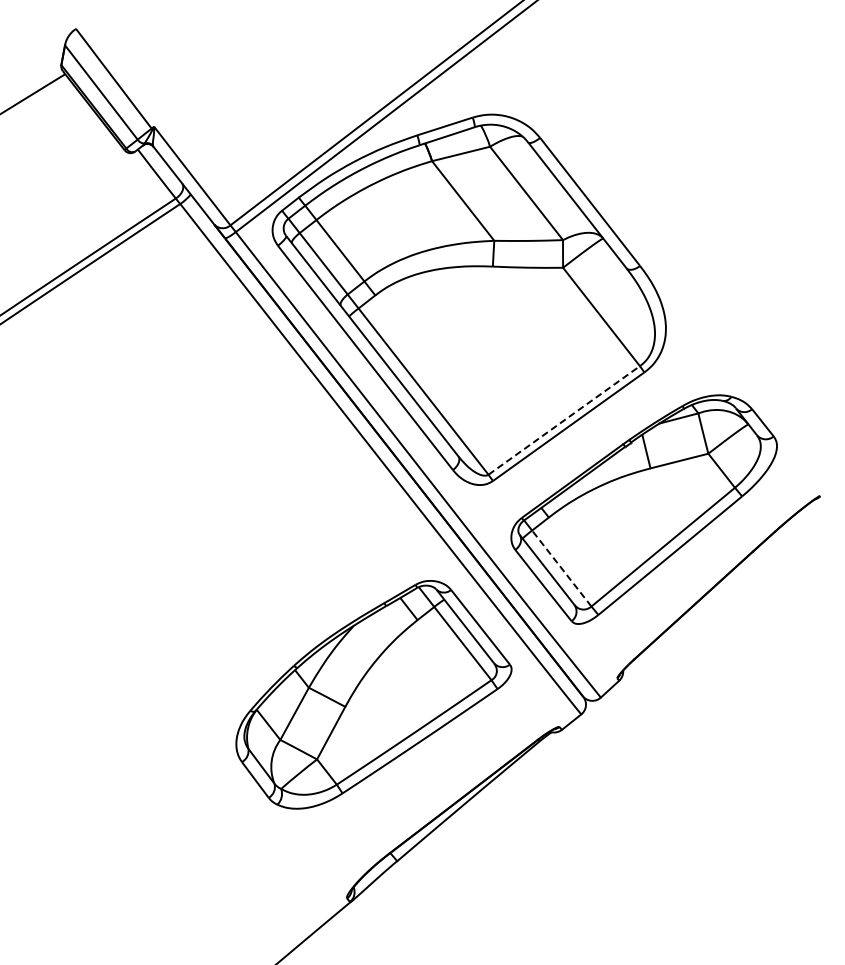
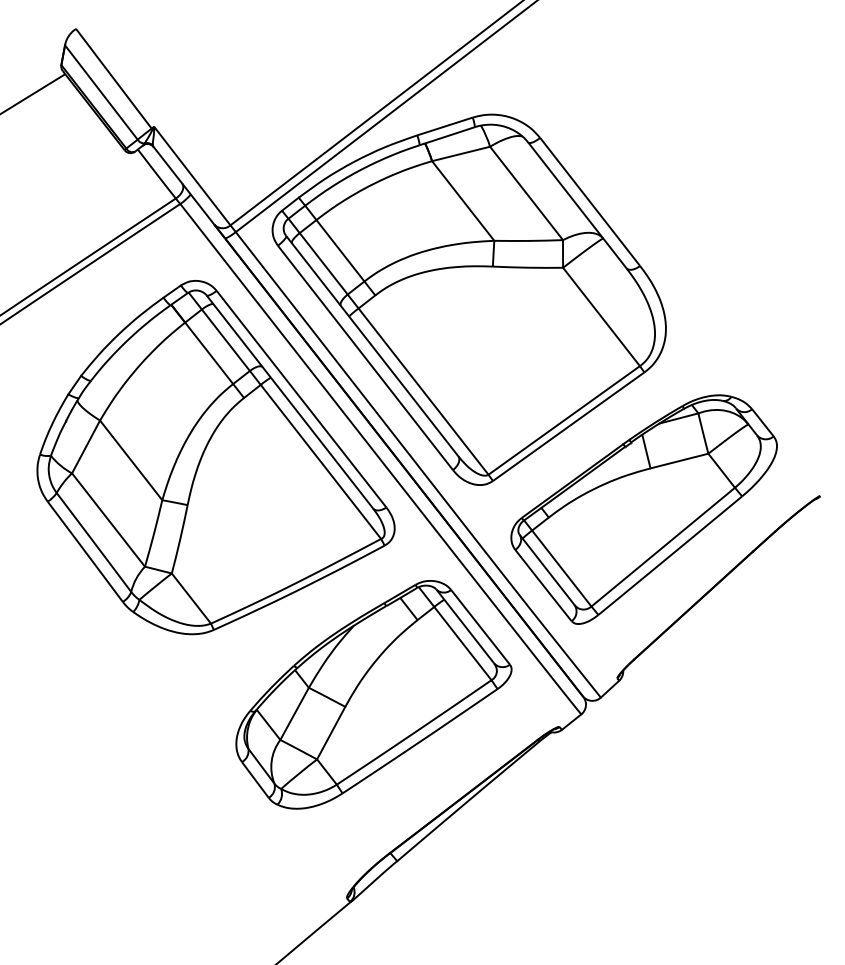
line: dashed -> solid (564, 420)
part: none -> present (215, 457)
line: dashed -> solid (561, 568)
